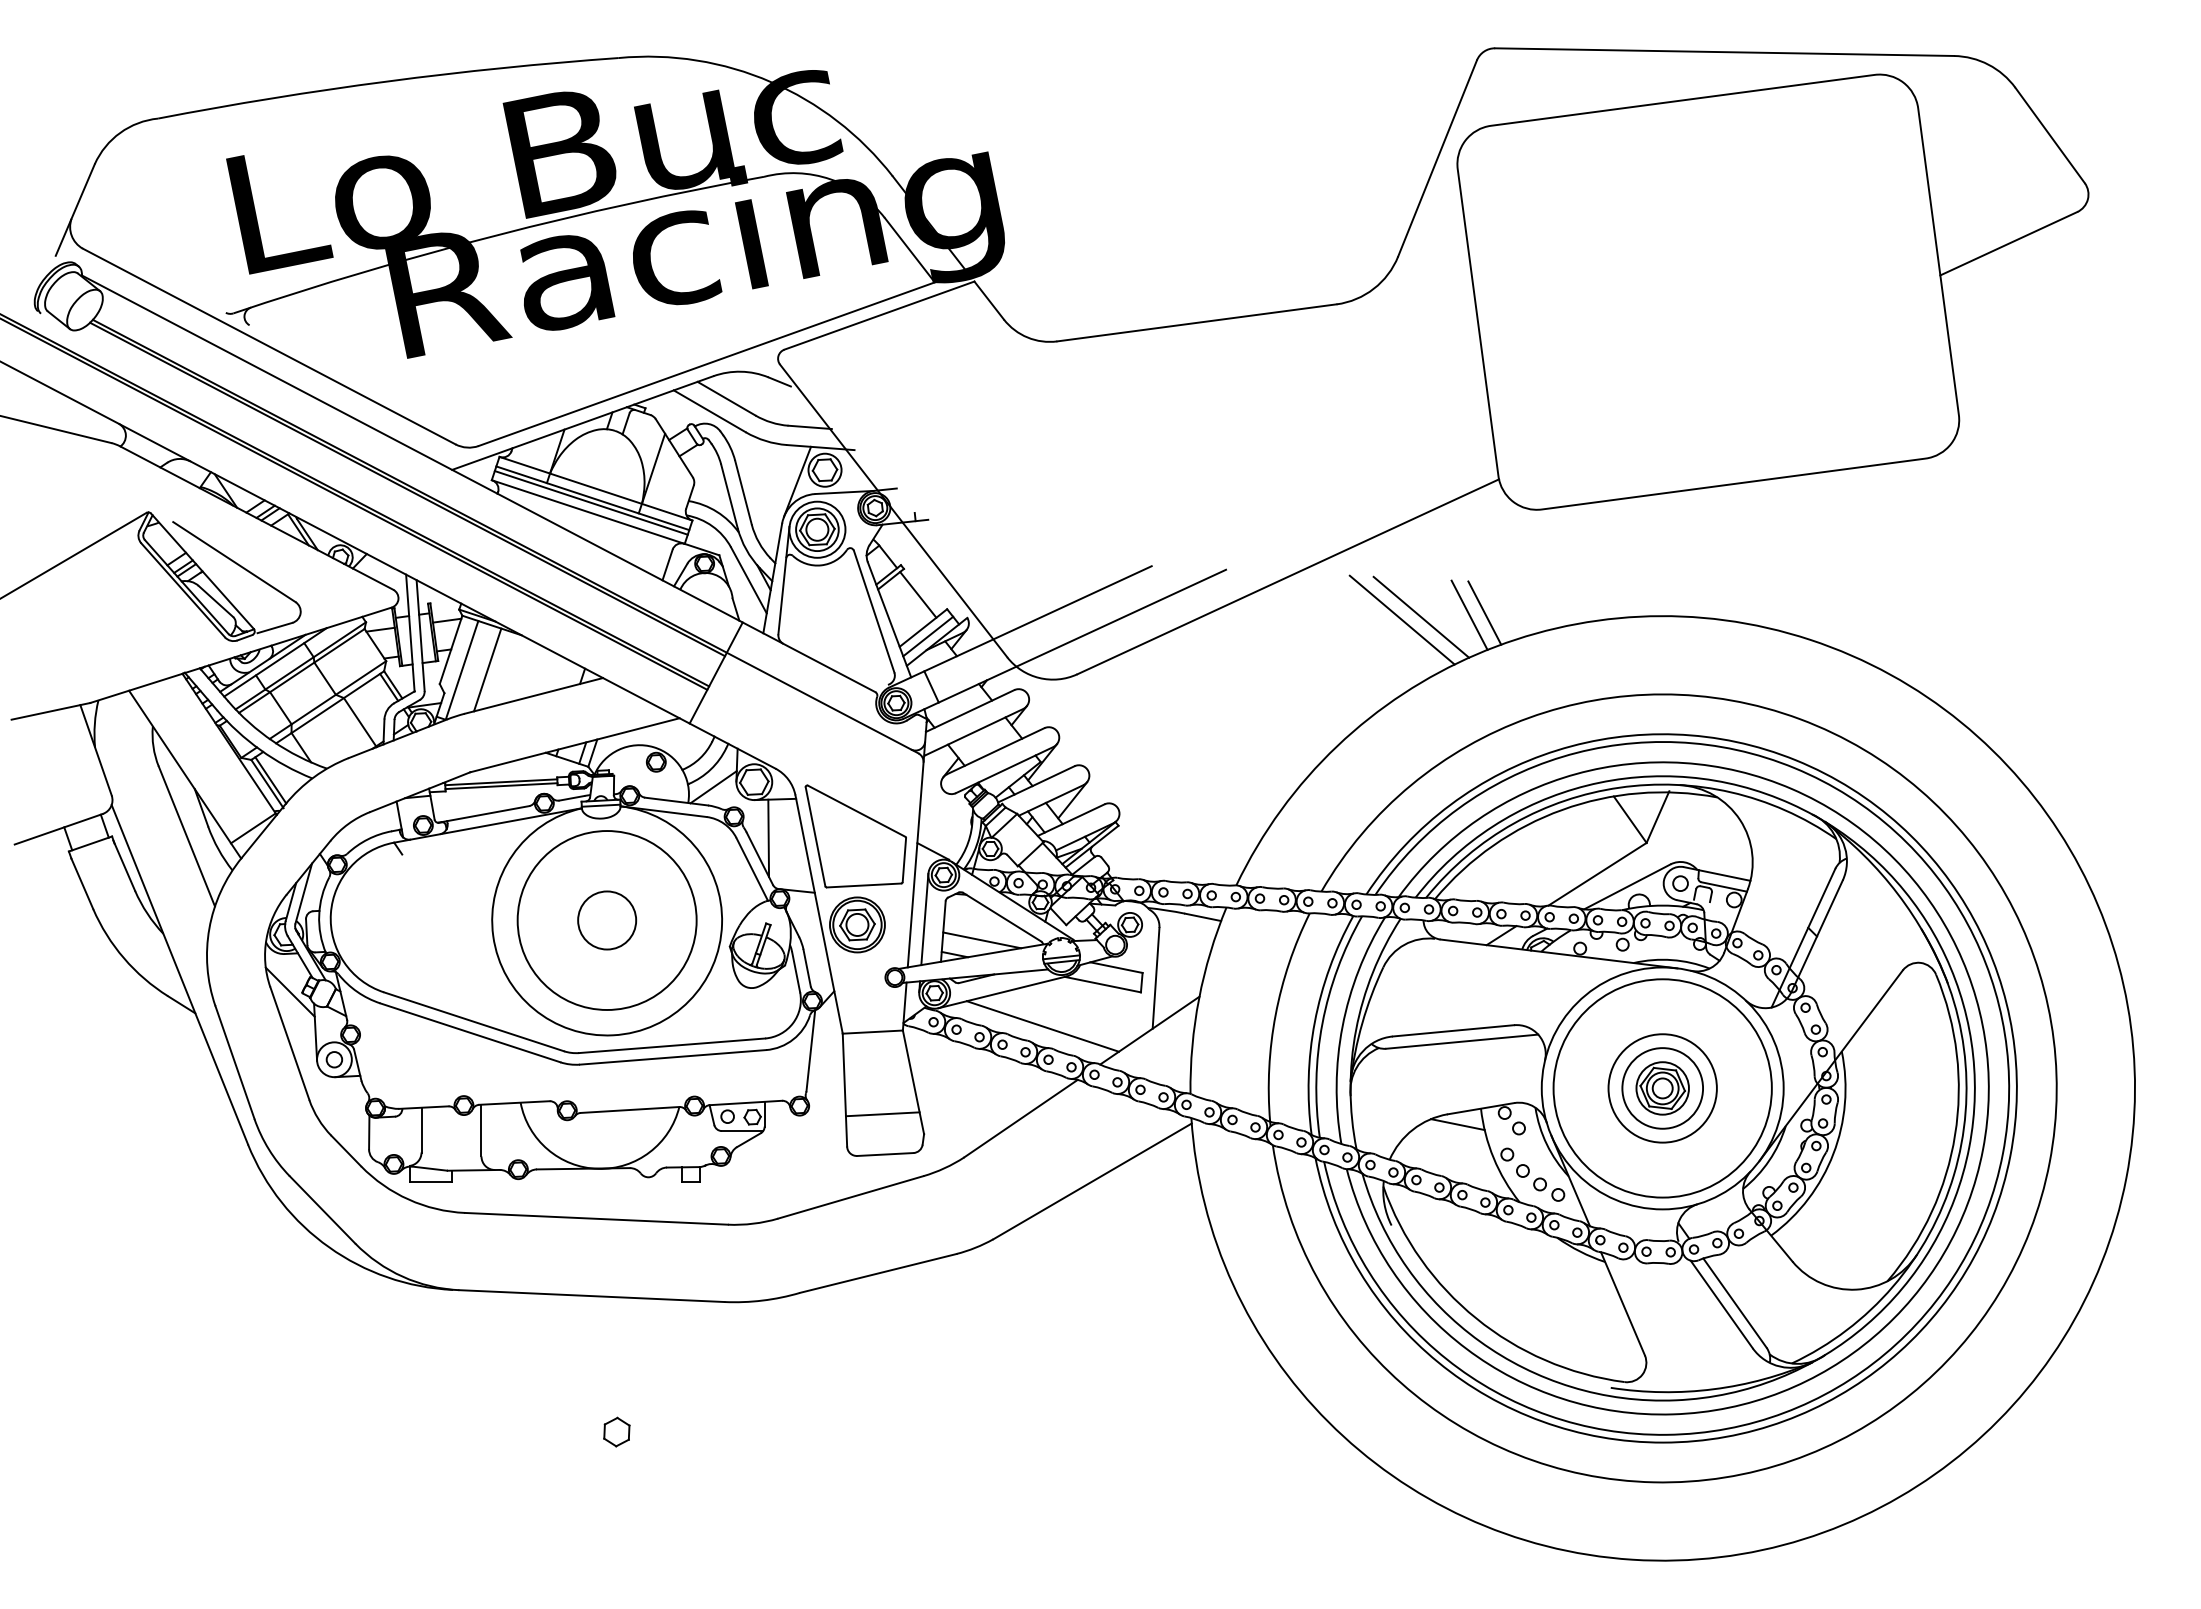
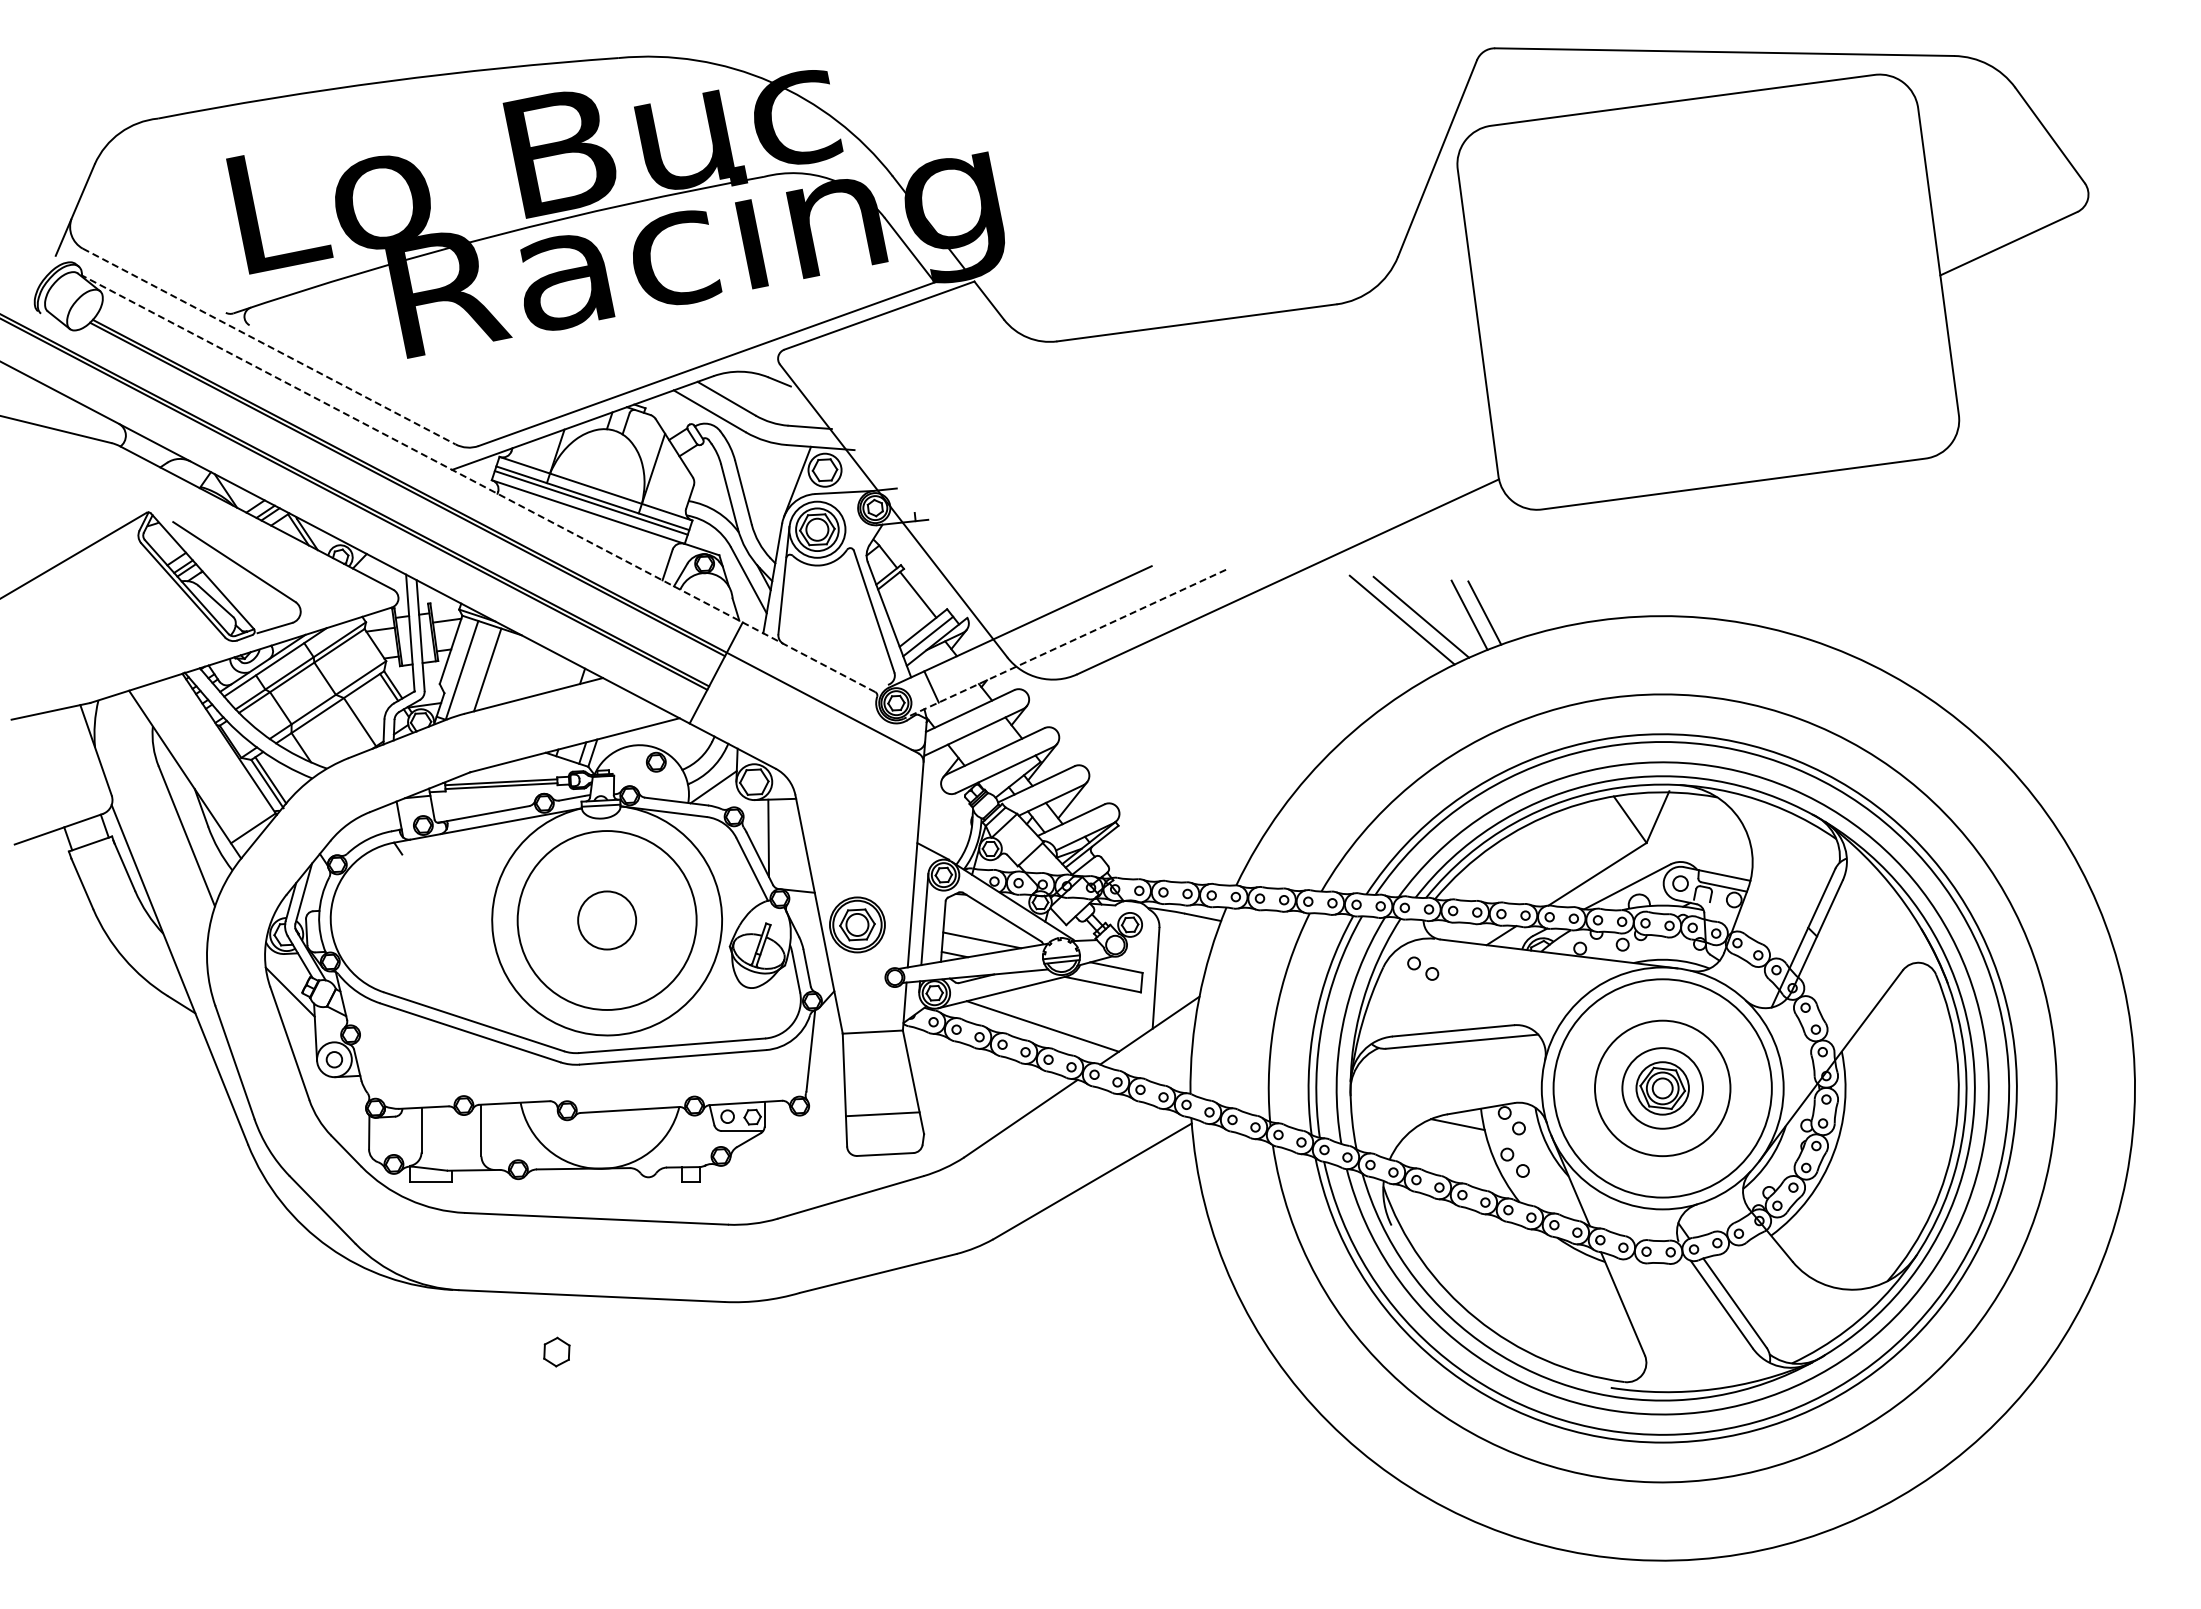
line: solid -> dashed (269, 346)
line: solid -> dashed (478, 483)
line: solid -> dashed (1064, 644)
part: present -> none (855, 836)
circle diameter: 108 px -> 135 px (1662, 1088)
part position: (1549, 1189) -> (1423, 968) (1423, 968)
part position: (616, 1431) -> (556, 1351) (556, 1351)
